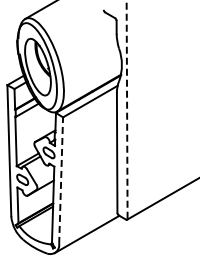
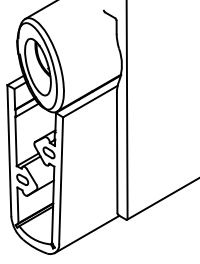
line: dashed -> solid (127, 109)
line: dashed -> solid (61, 180)
